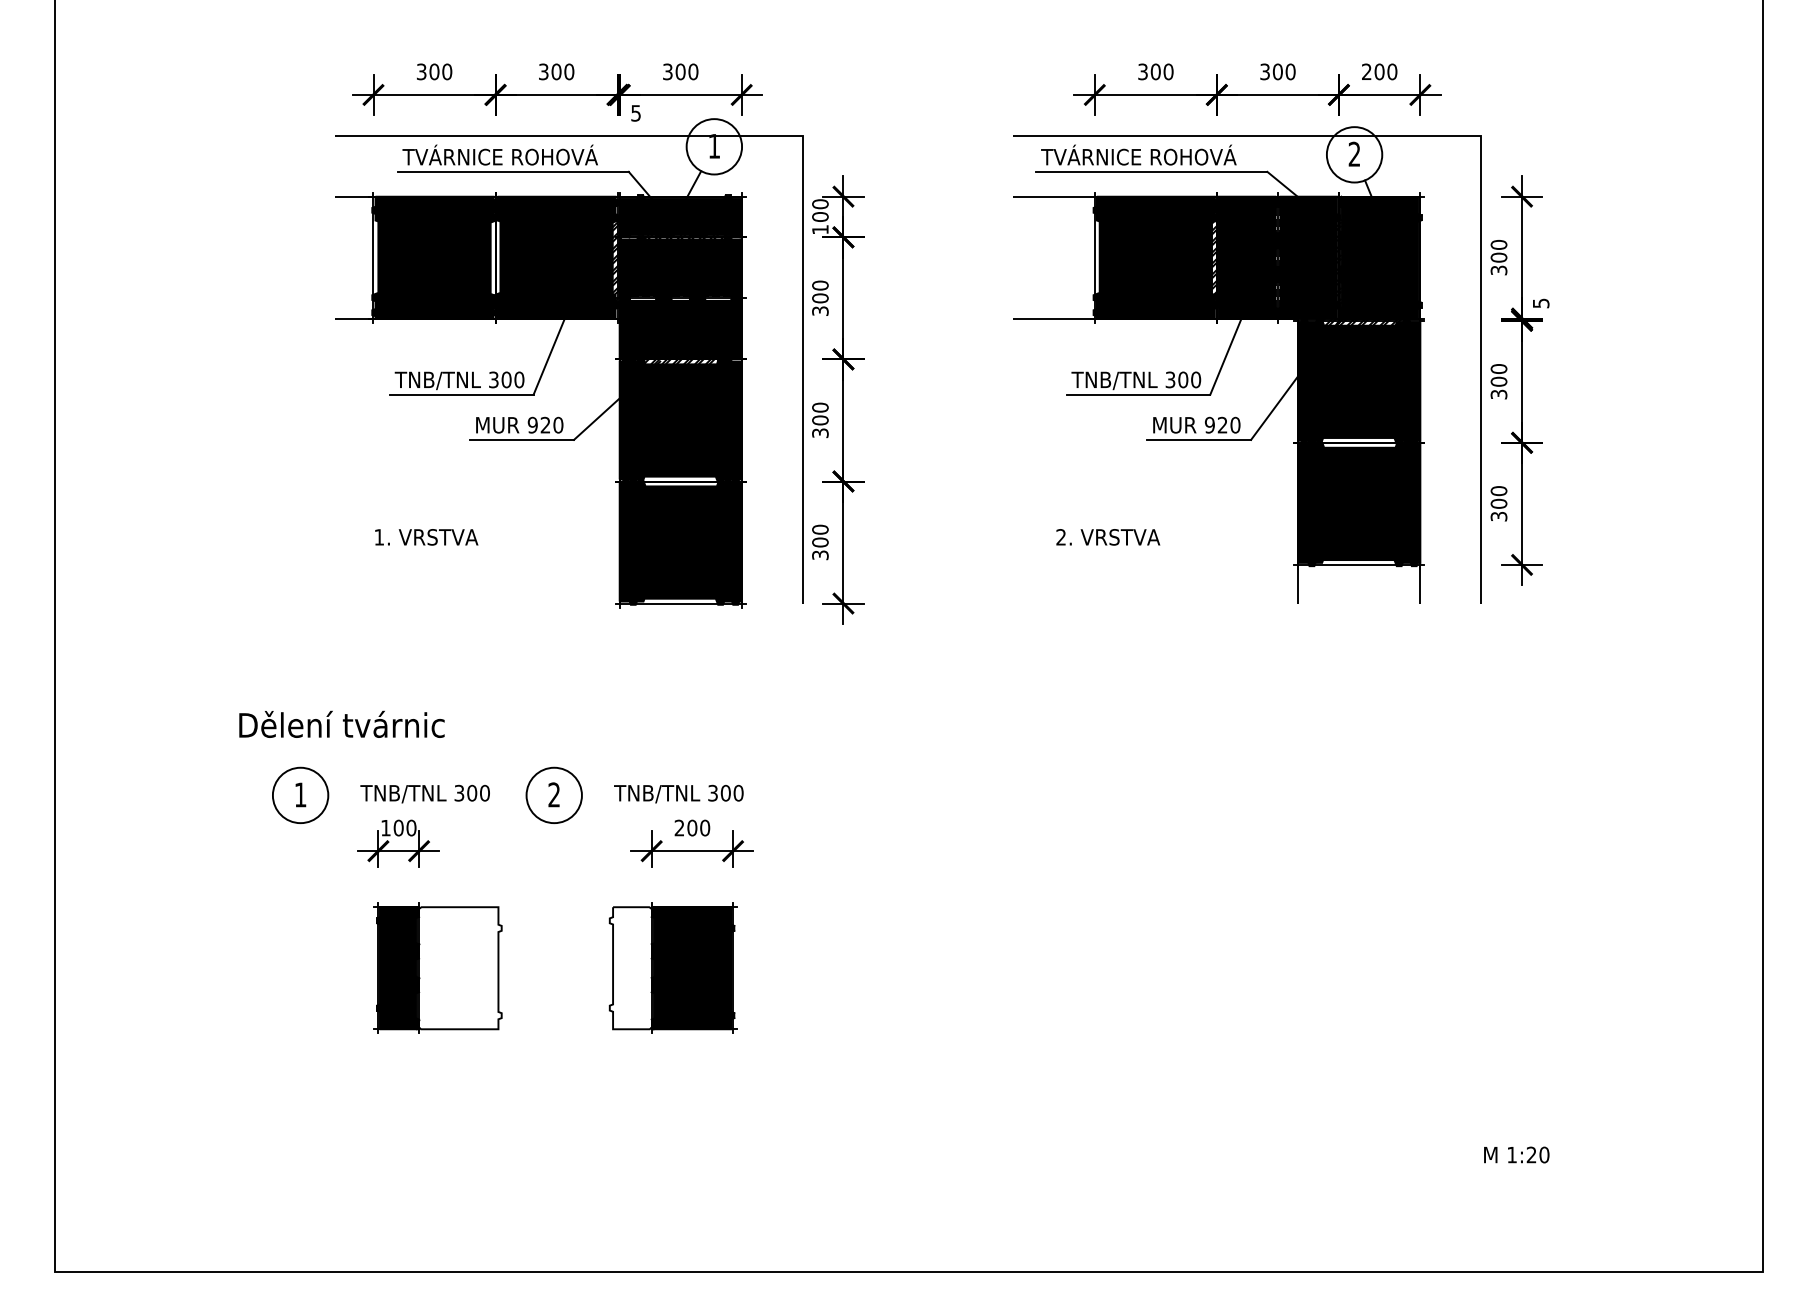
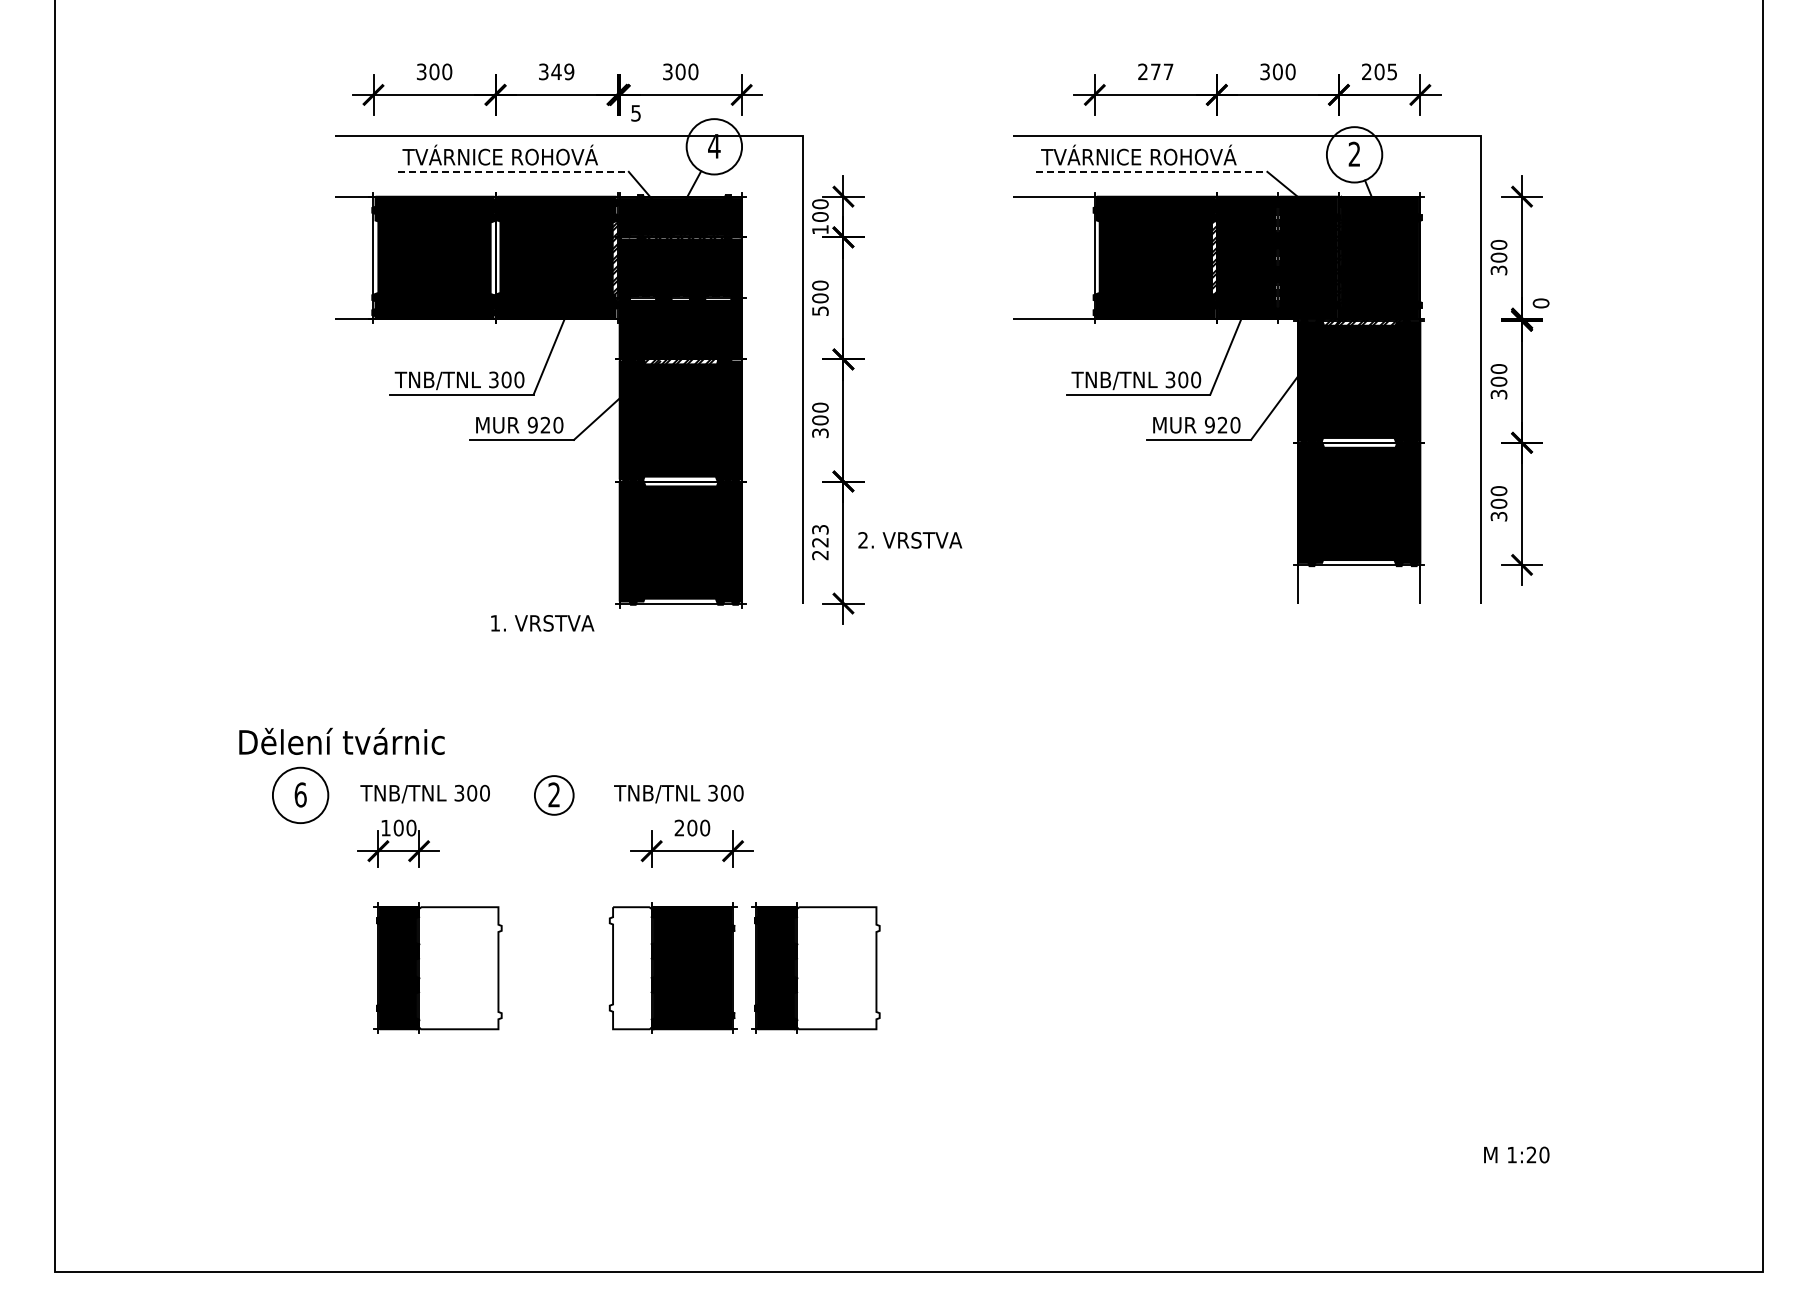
text: 300 -> 349 (562, 71)
text: 300 -> 277 (1155, 71)
text: 200 -> 205 (1392, 71)
text: 1 -> 4 (714, 146)
line: solid -> dashed (513, 171)
line: solid -> dashed (1152, 171)
text: 5 -> 0 (1540, 303)
text: 300 -> 500 (819, 310)
text position: (426, 537) -> (542, 623) (542, 623)
text position: (1108, 537) -> (910, 540) (910, 540)
text: 300 -> 223 (820, 542)
text position: (341, 723) -> (341, 740) (341, 740)
text: 1 -> 6 (300, 794)
circle diameter: 55 px -> 39 px (553, 795)
part: none -> present (815, 967)
